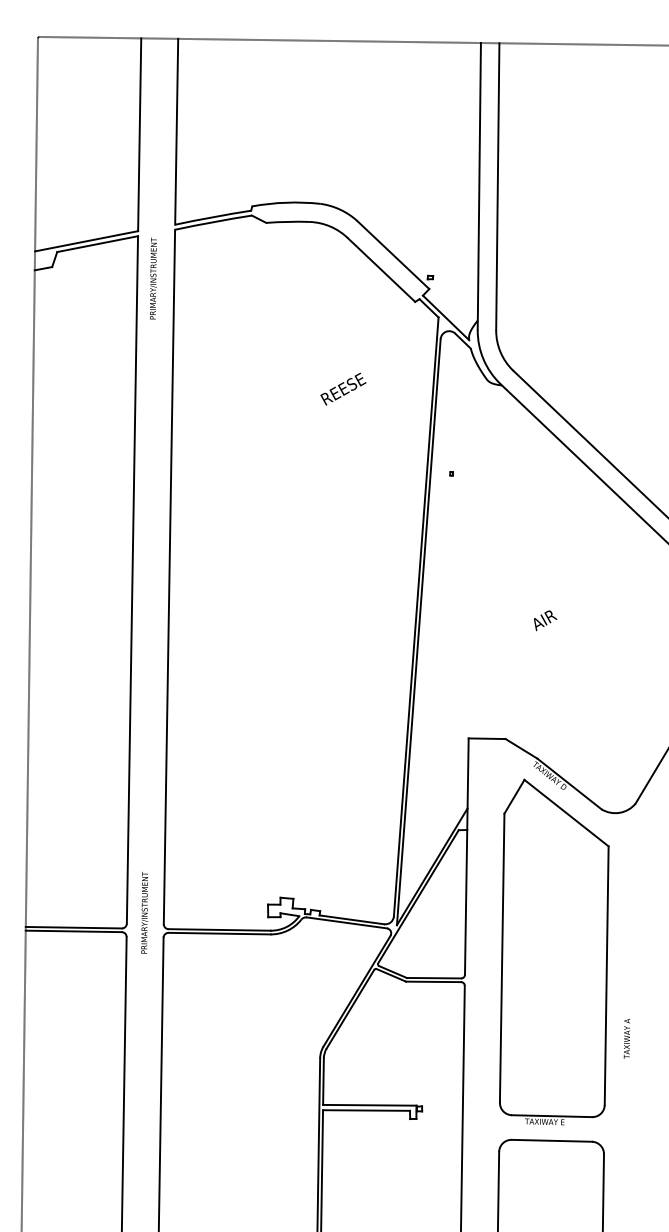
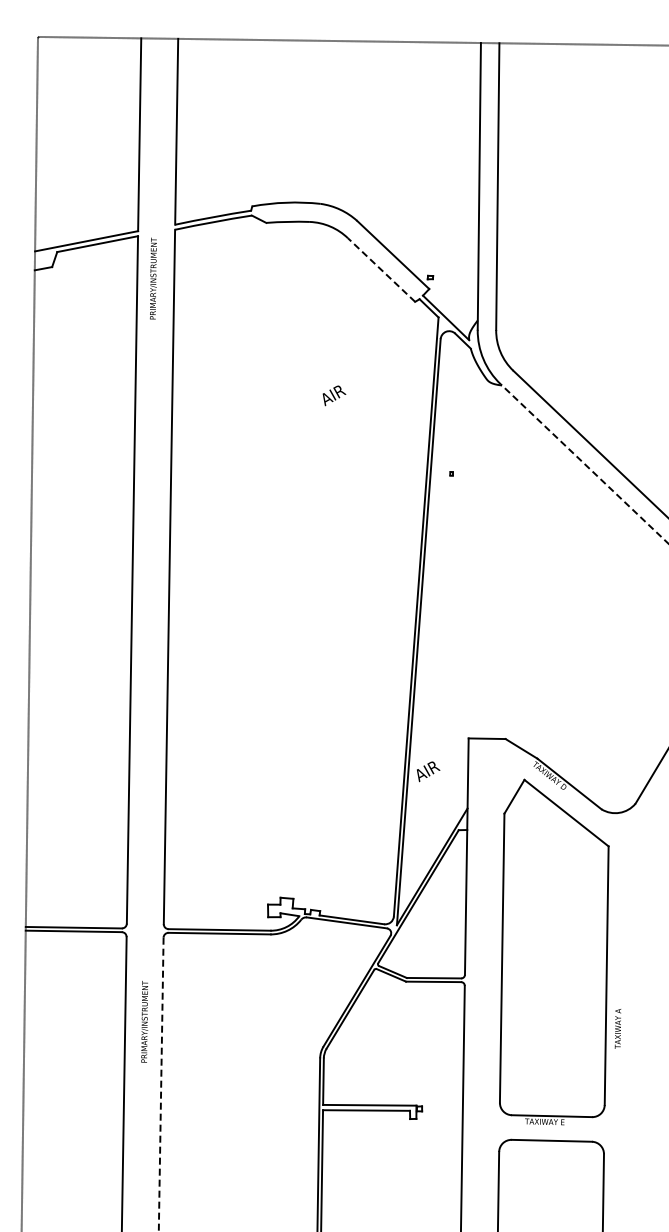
line: solid -> dashed (381, 269)
text: REESE -> AIR (343, 389)
line: solid -> dashed (584, 464)
text position: (545, 620) -> (428, 771) (428, 771)
text position: (144, 912) -> (144, 1021) (144, 1021)
text position: (626, 1038) -> (617, 1028) (617, 1028)
line: solid -> dashed (161, 1084)
